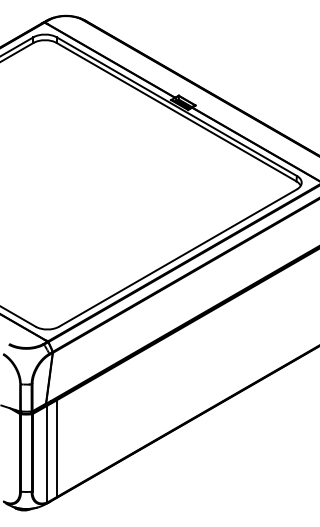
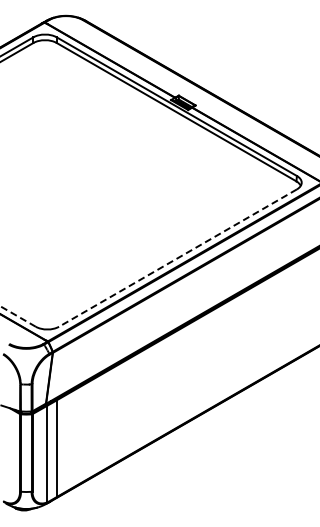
line: solid -> dashed (177, 258)
line: solid -> dashed (17, 316)
